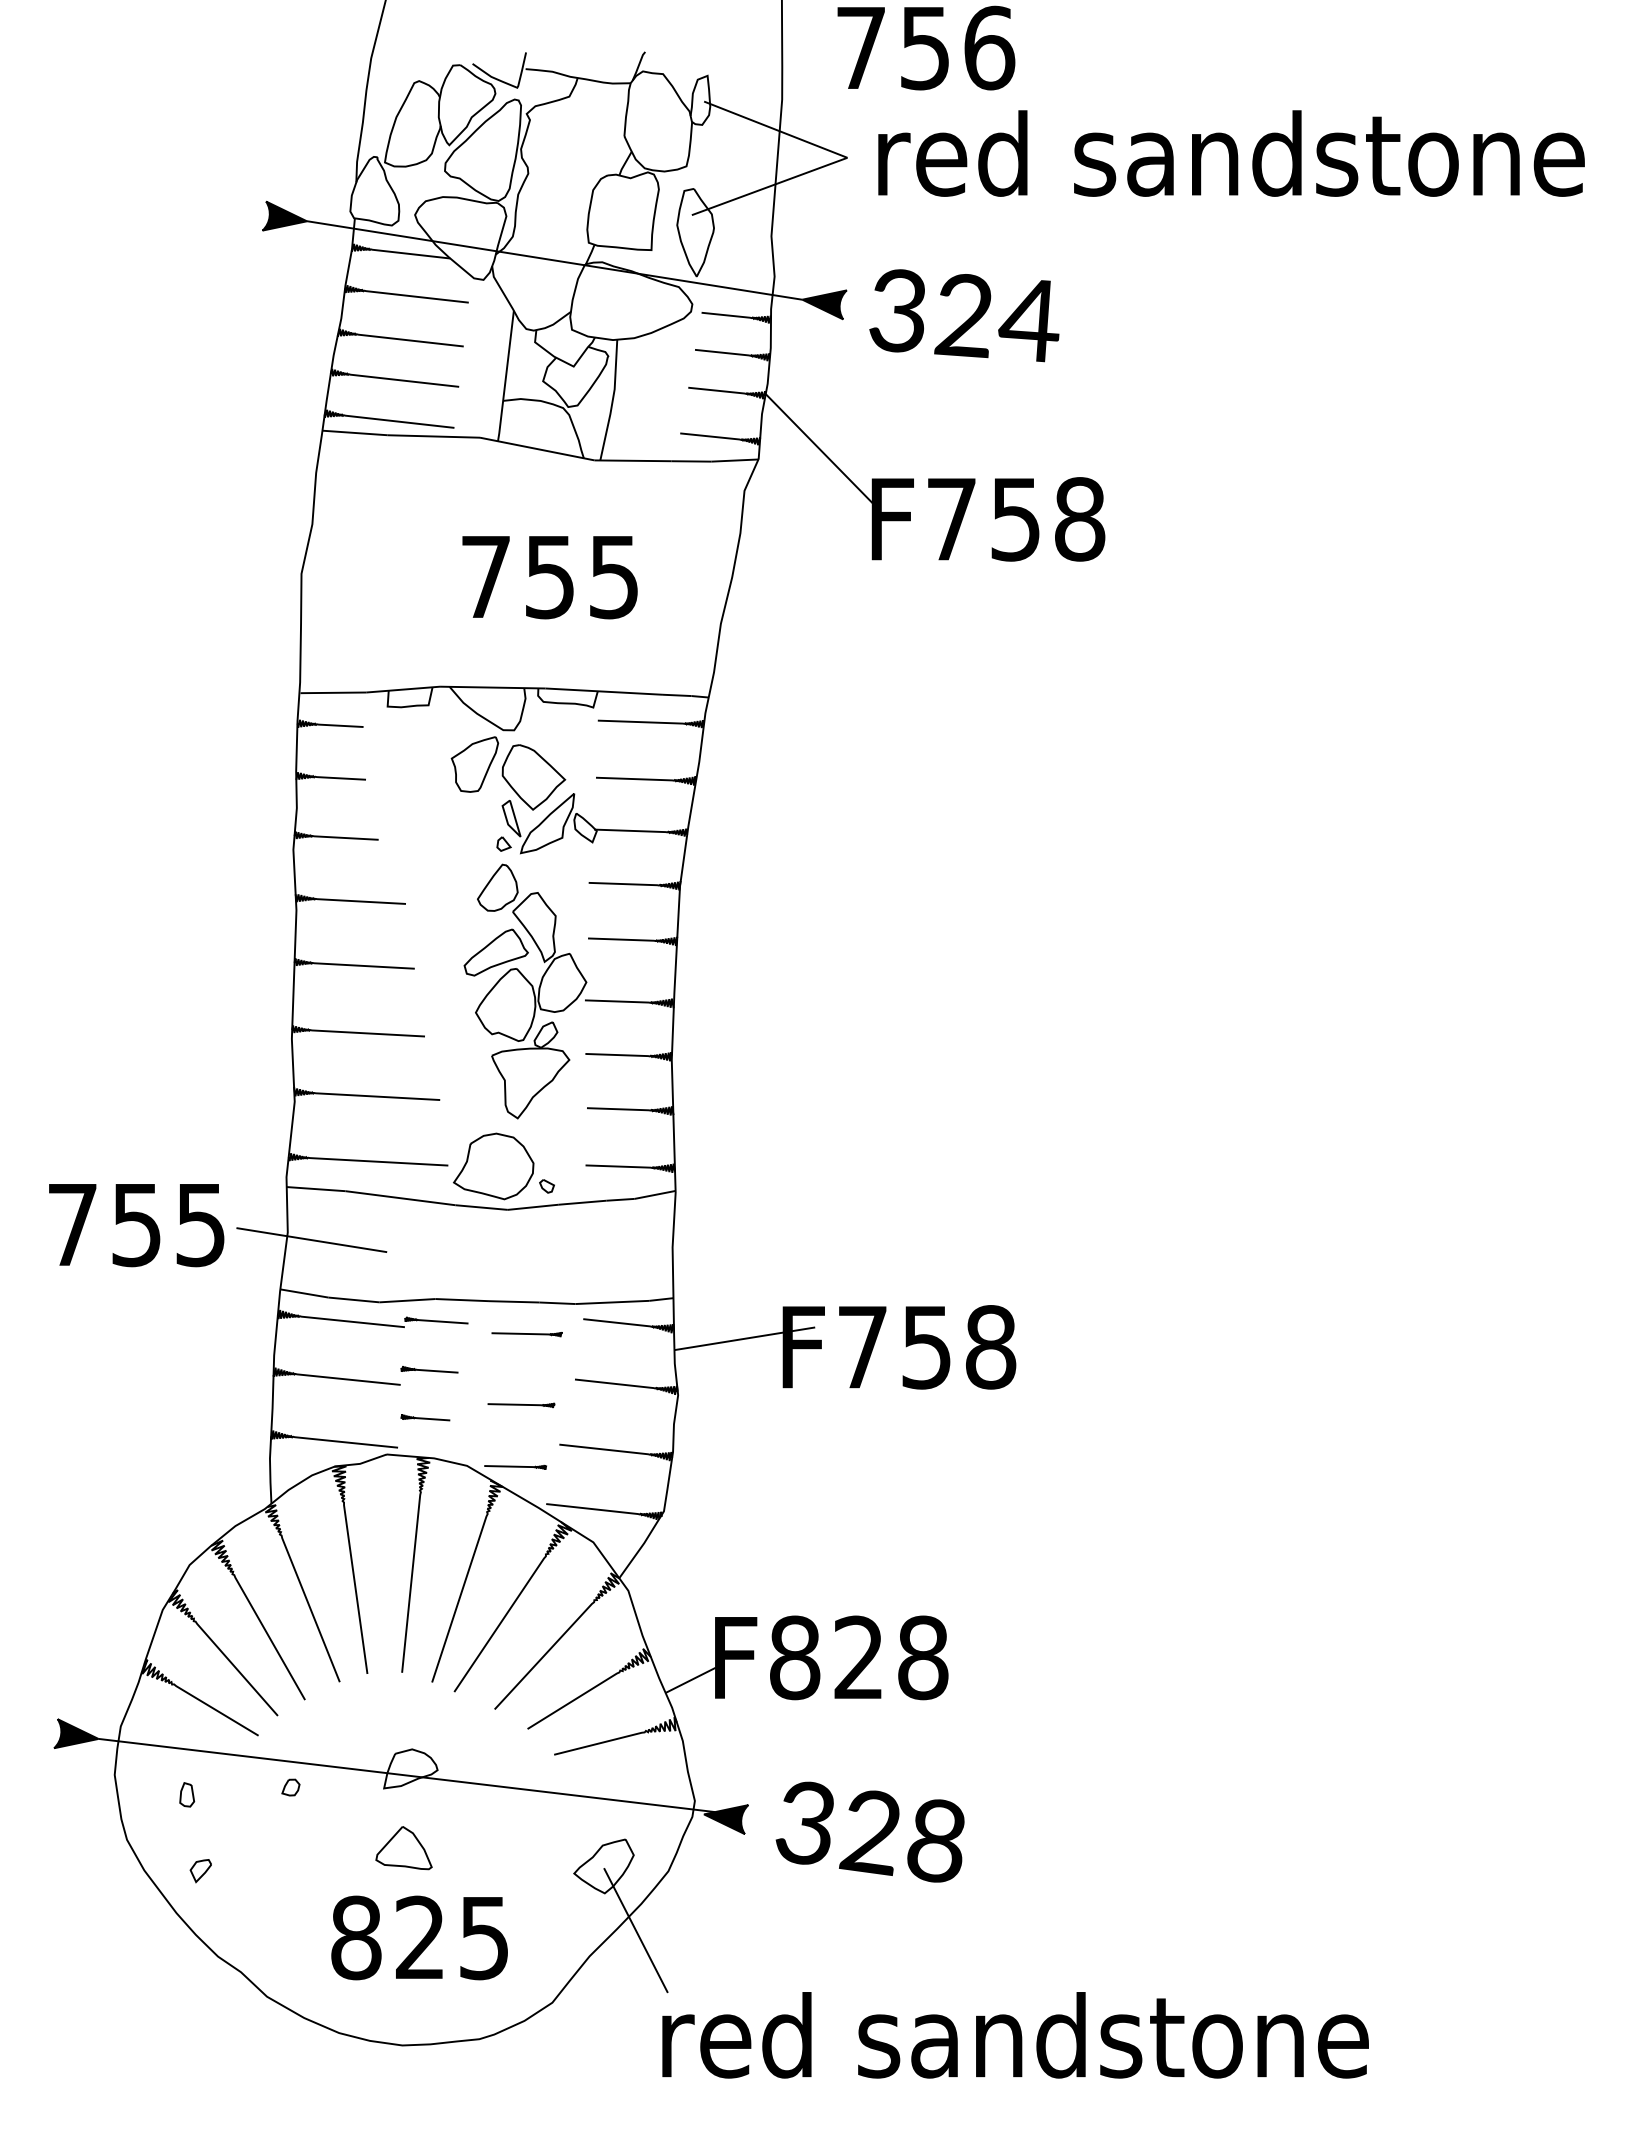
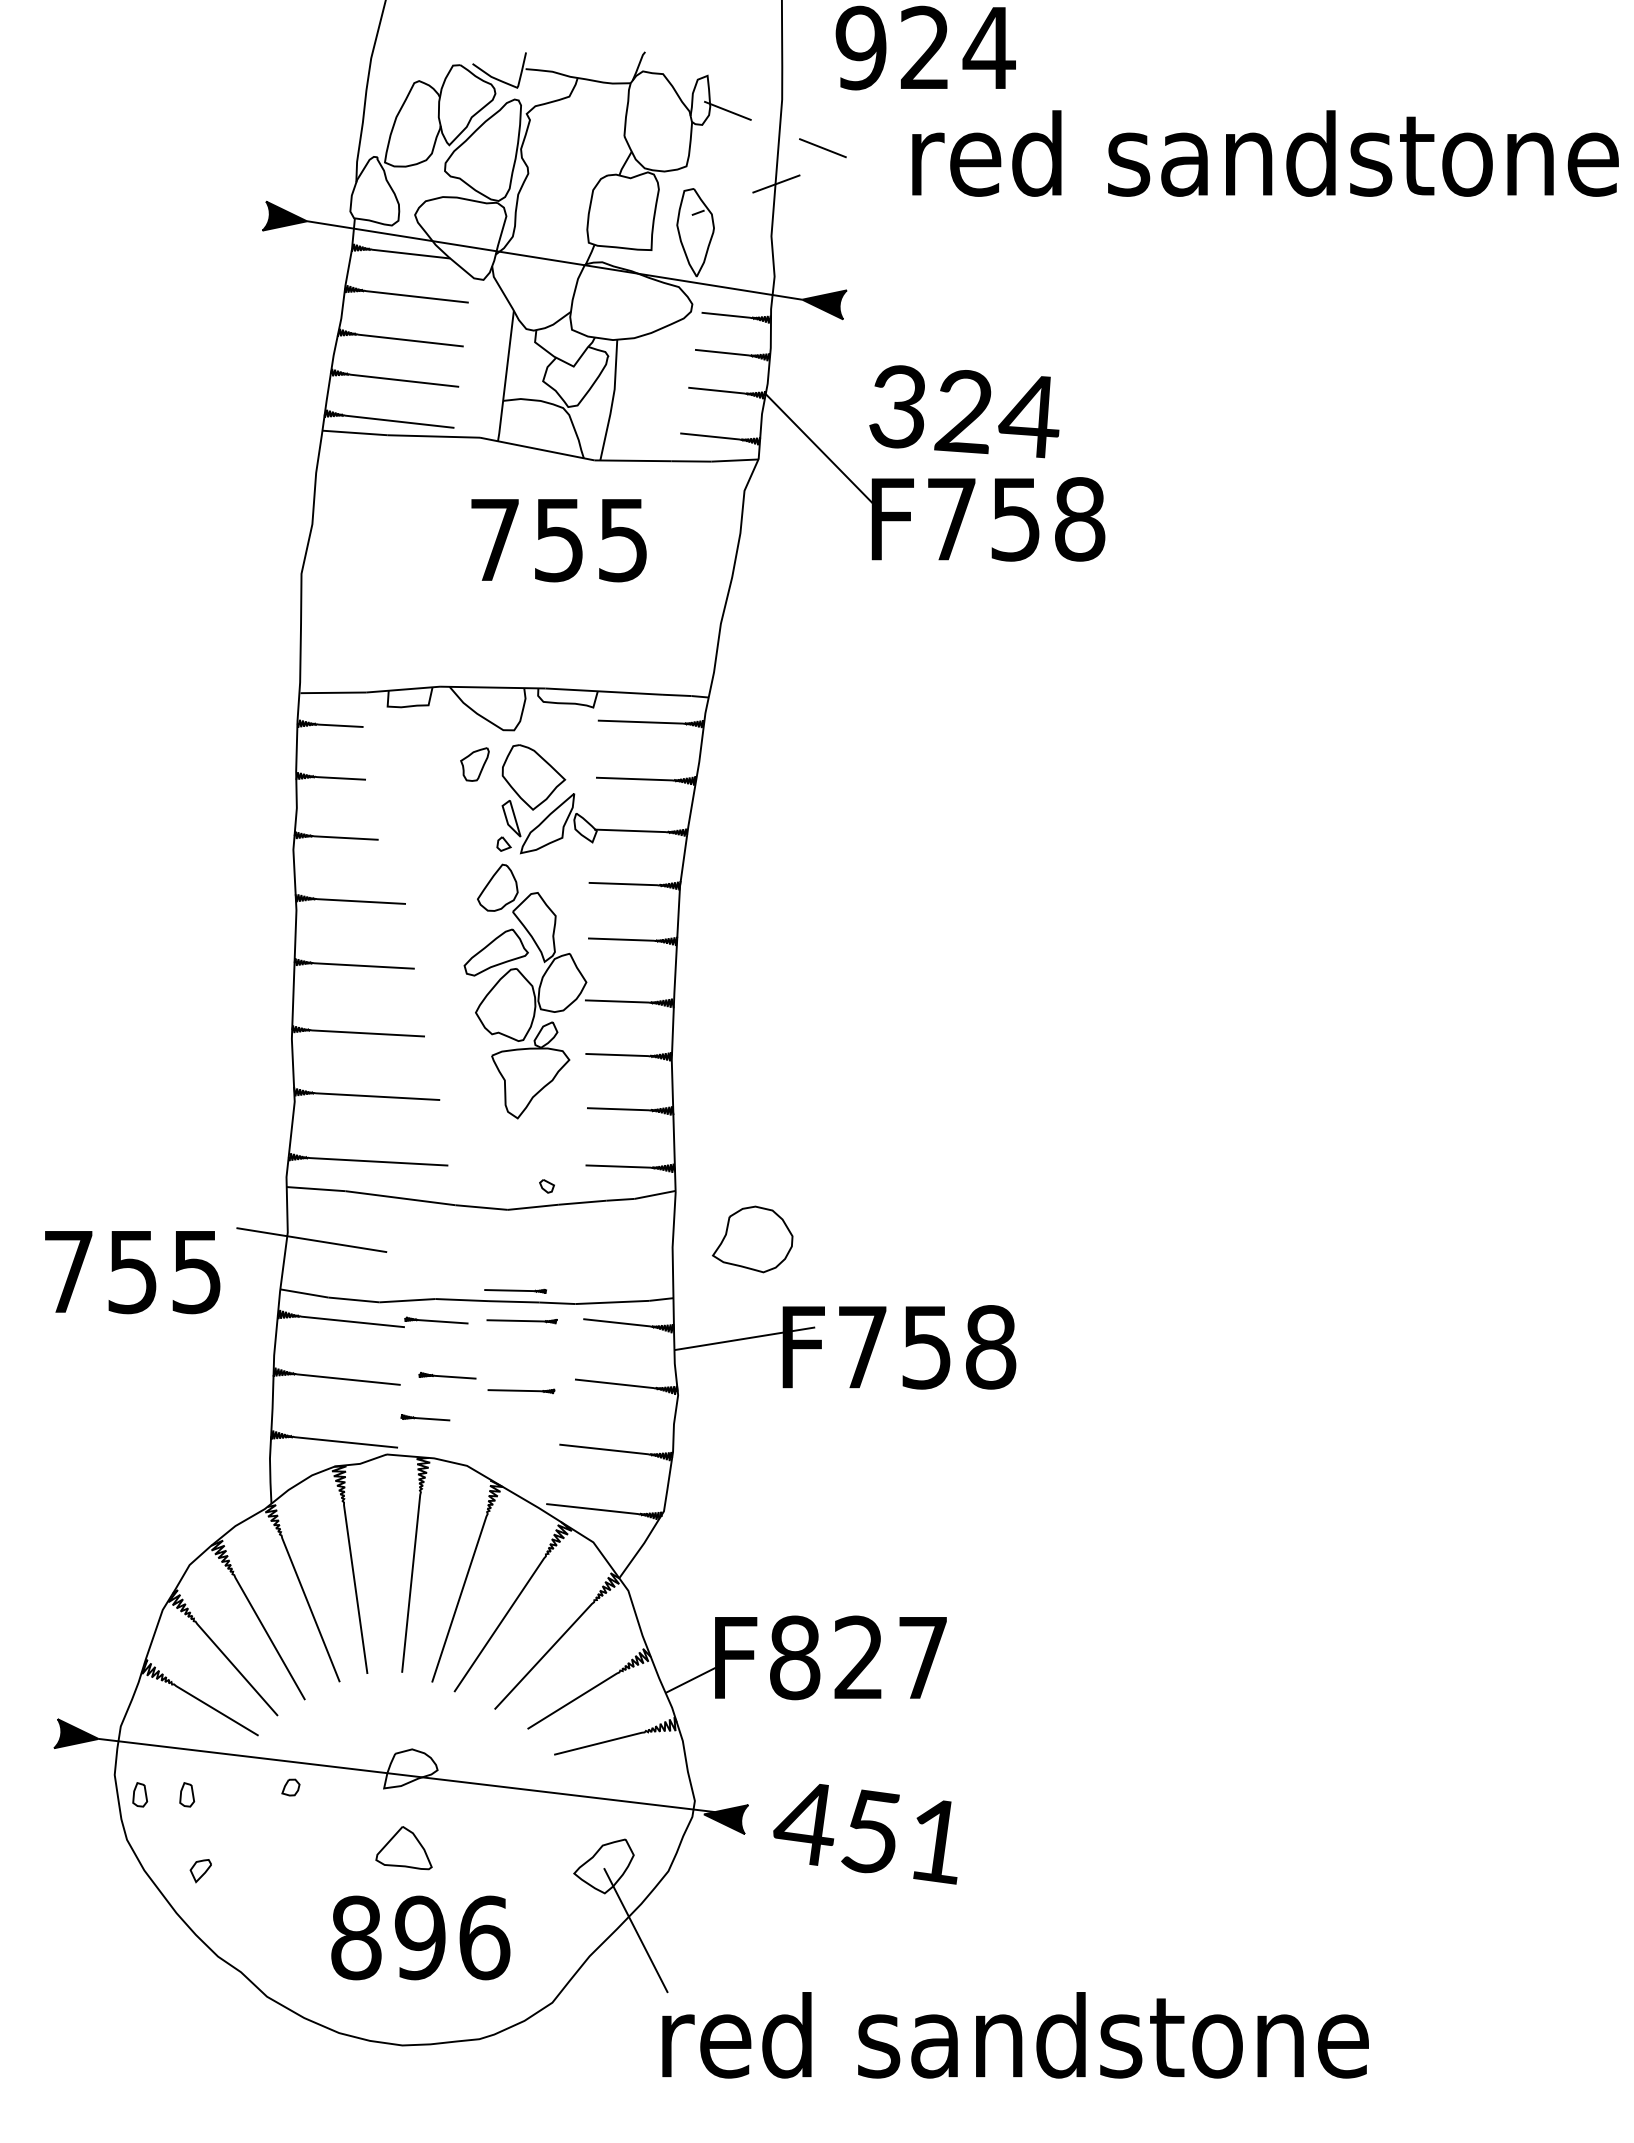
text: 756 -> 924 (925, 47)
text position: (1231, 153) -> (1265, 153) (1265, 153)
line: solid -> dashed (841, 159)
text position: (964, 315) -> (964, 411) (964, 411)
text position: (549, 577) -> (558, 540) (558, 540)
part size: 50x57 px -> 30x35 px (474, 764)
part position: (493, 1166) -> (752, 1239) (752, 1239)
text position: (136, 1225) -> (132, 1272) (132, 1272)
curve position: (526, 1334) -> (521, 1321) (521, 1321)
curve position: (429, 1369) -> (447, 1375) (447, 1375)
curve position: (521, 1405) -> (521, 1391) (521, 1391)
curve position: (515, 1466) -> (515, 1290) (515, 1290)
text: F828 -> F827 (923, 1657)
part: none -> present (140, 1794)
text: 328 -> 451 (868, 1832)
text: 825 -> 896 (452, 1937)
